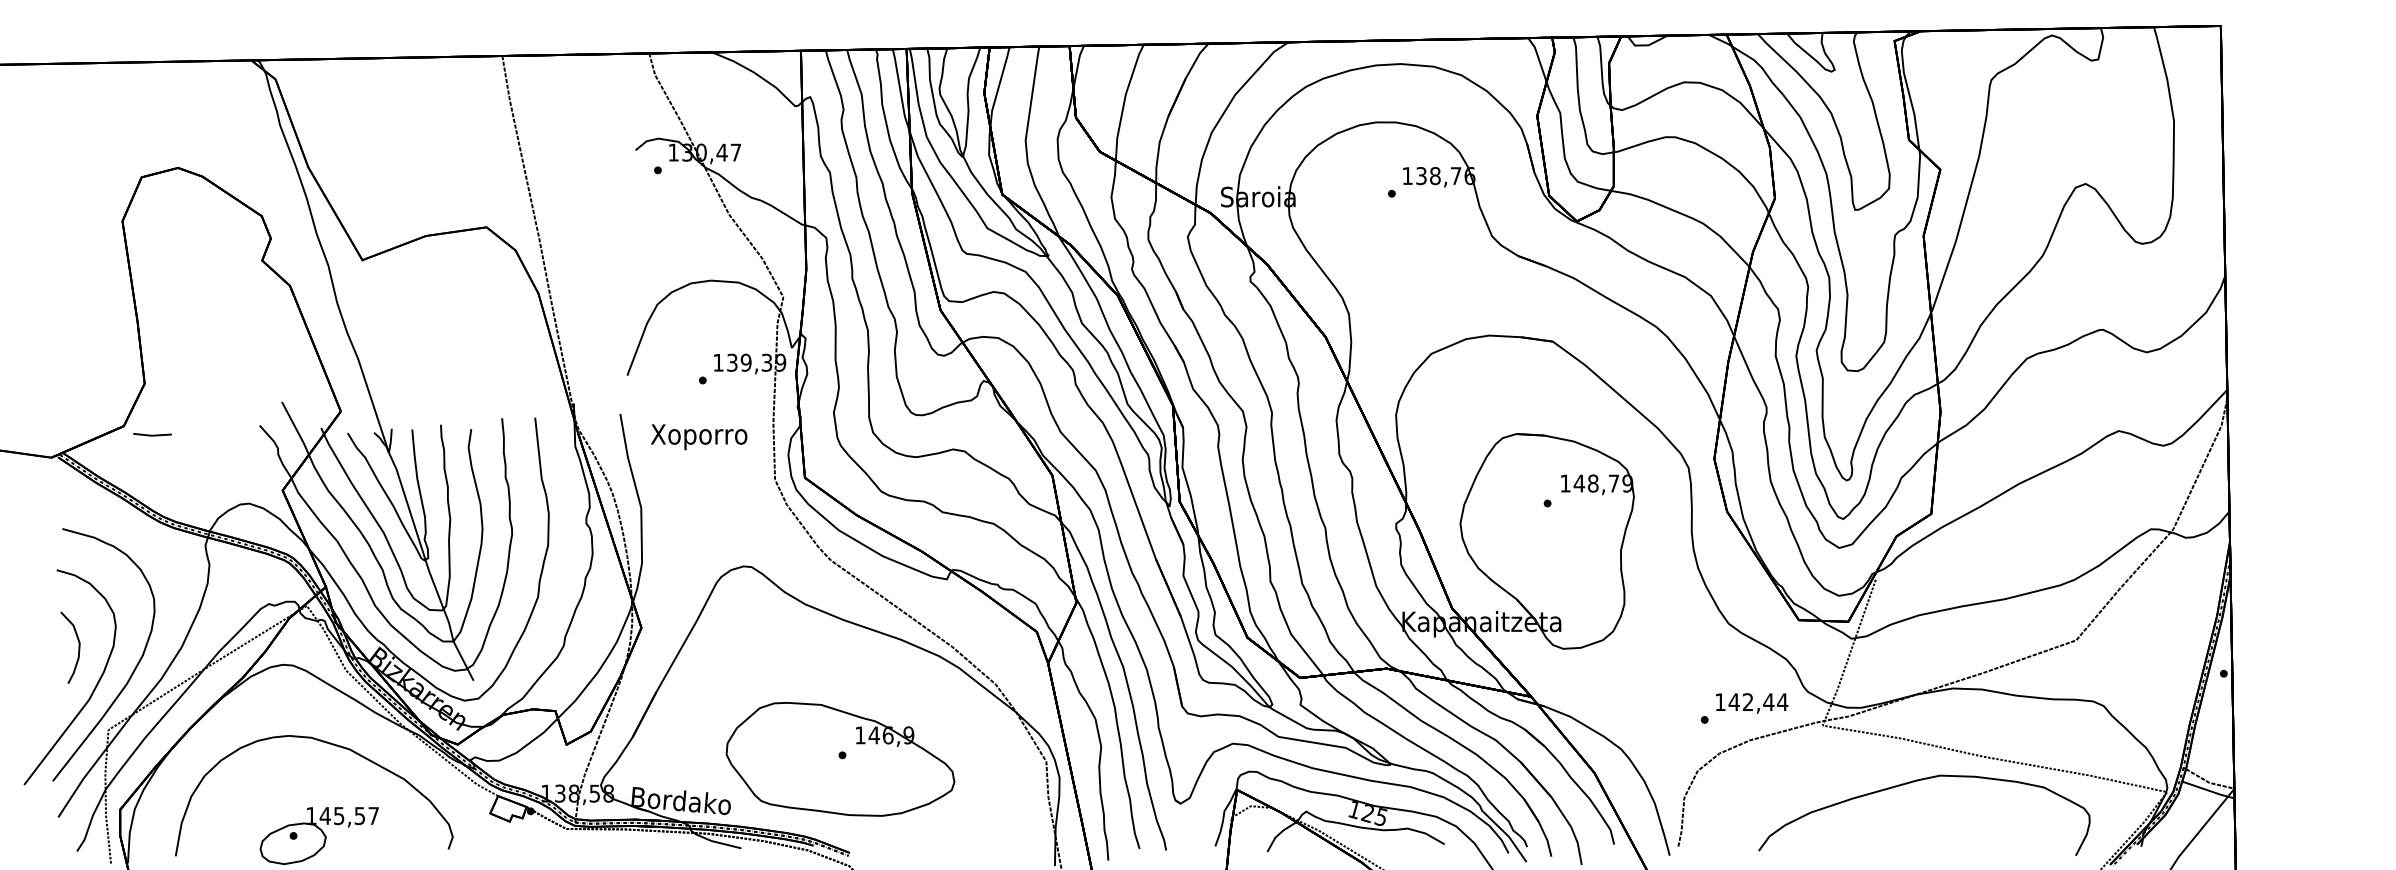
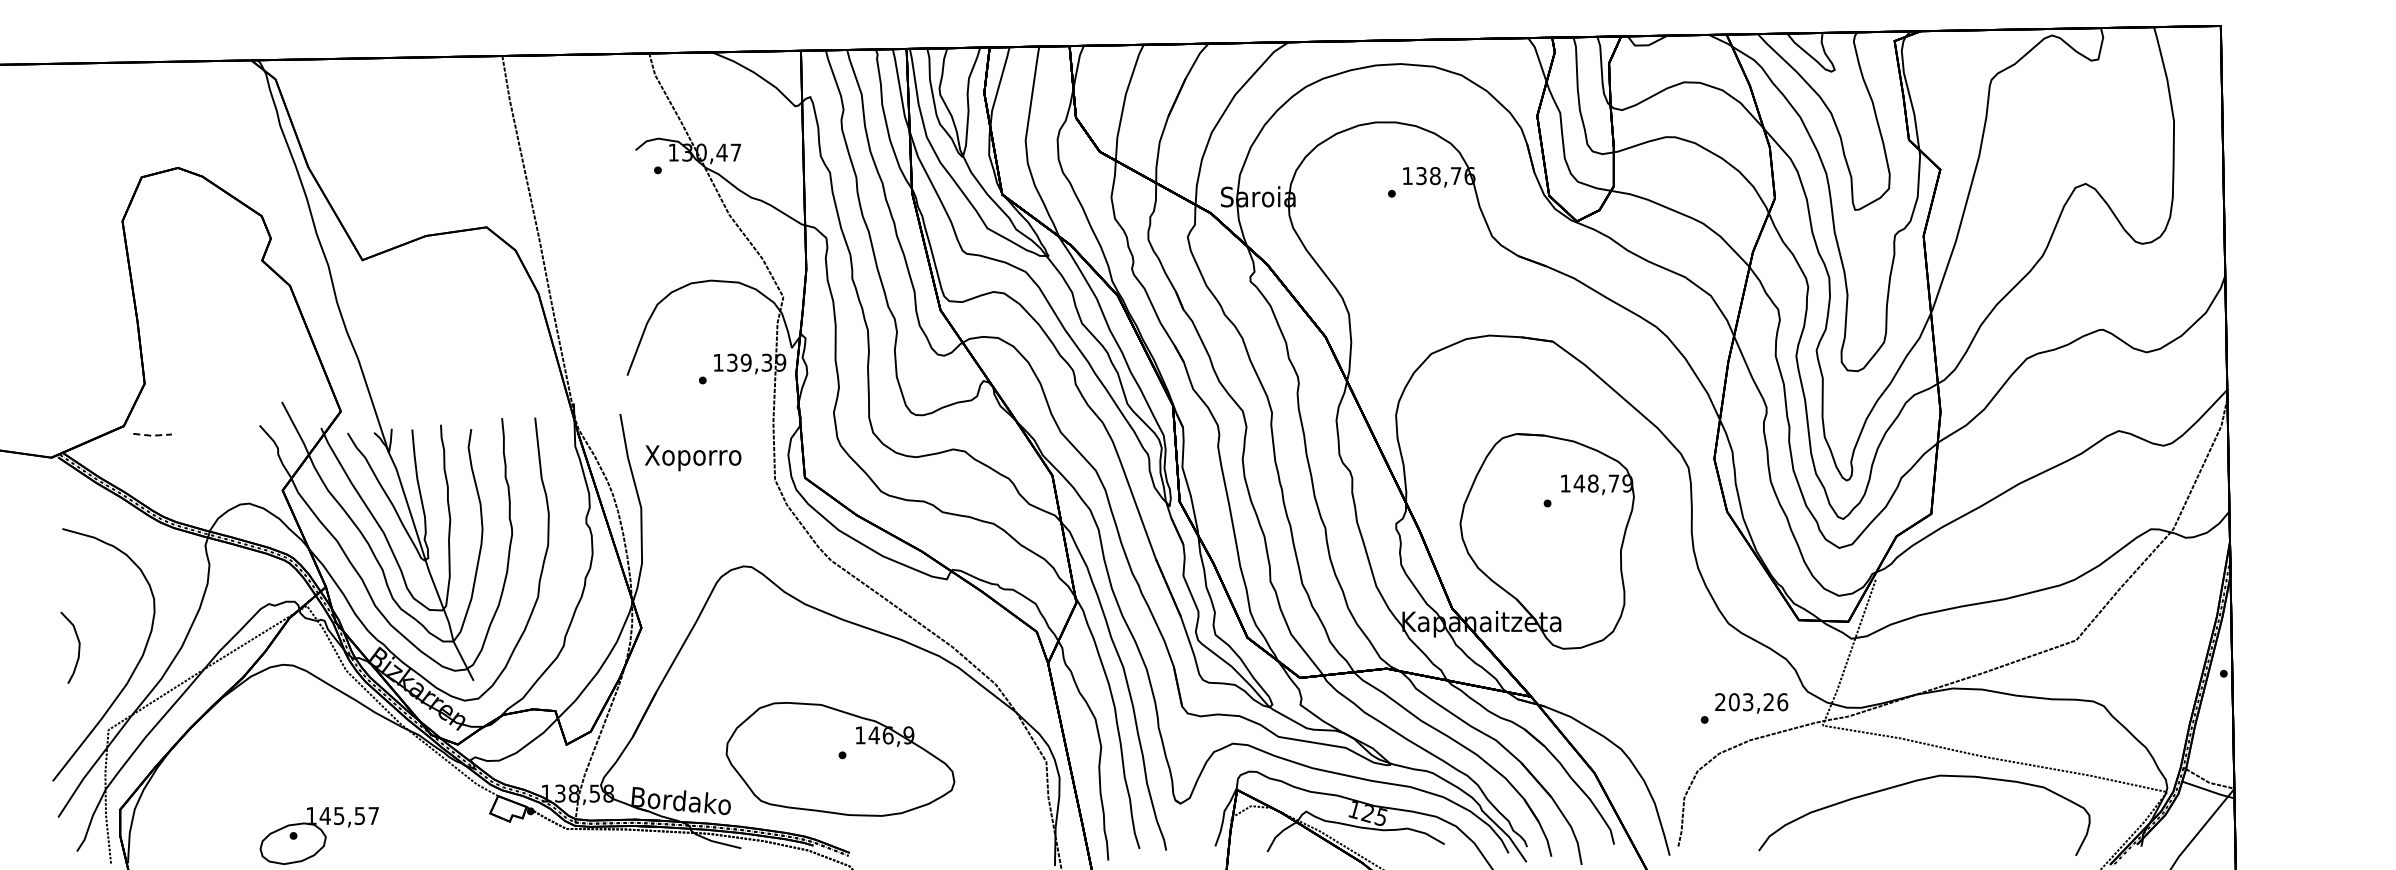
line: solid -> dashed (152, 435)
text position: (699, 437) -> (693, 458) (693, 458)
curve: present -> none (93, 689)
text: 142,44 -> 203,26 (1751, 702)
part: present -> none (332, 745)
